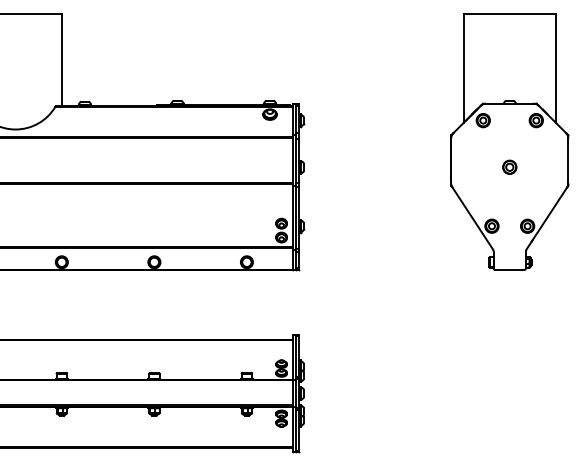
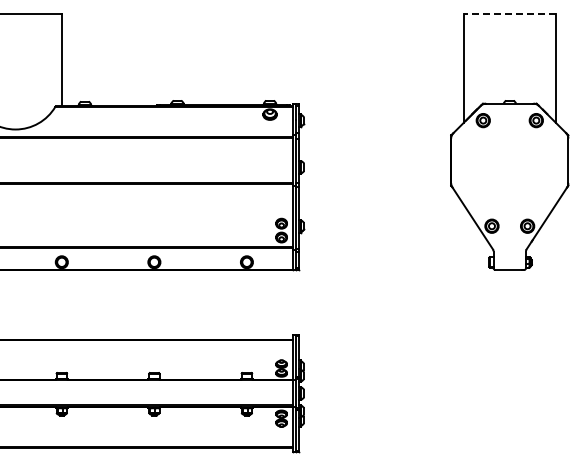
line: solid -> dashed (509, 13)
part: present -> none (509, 166)
